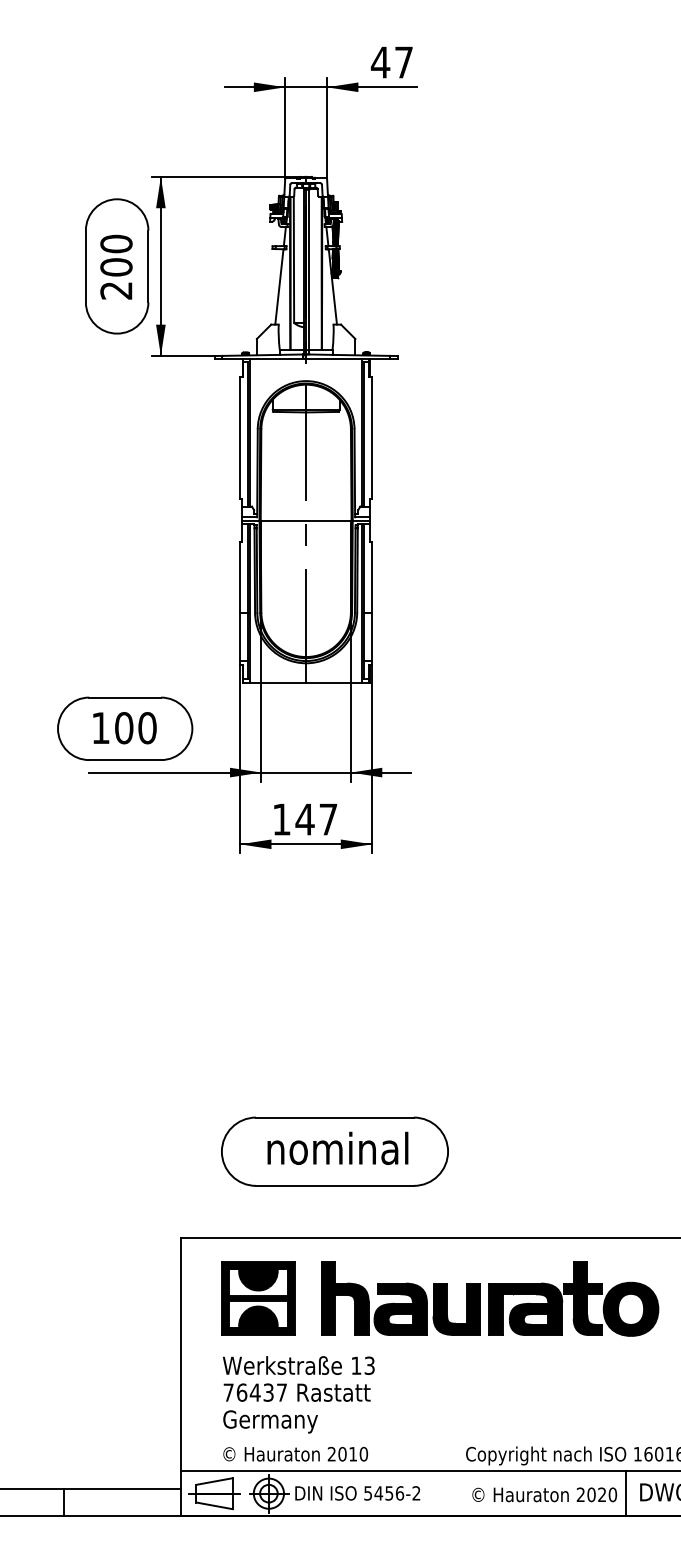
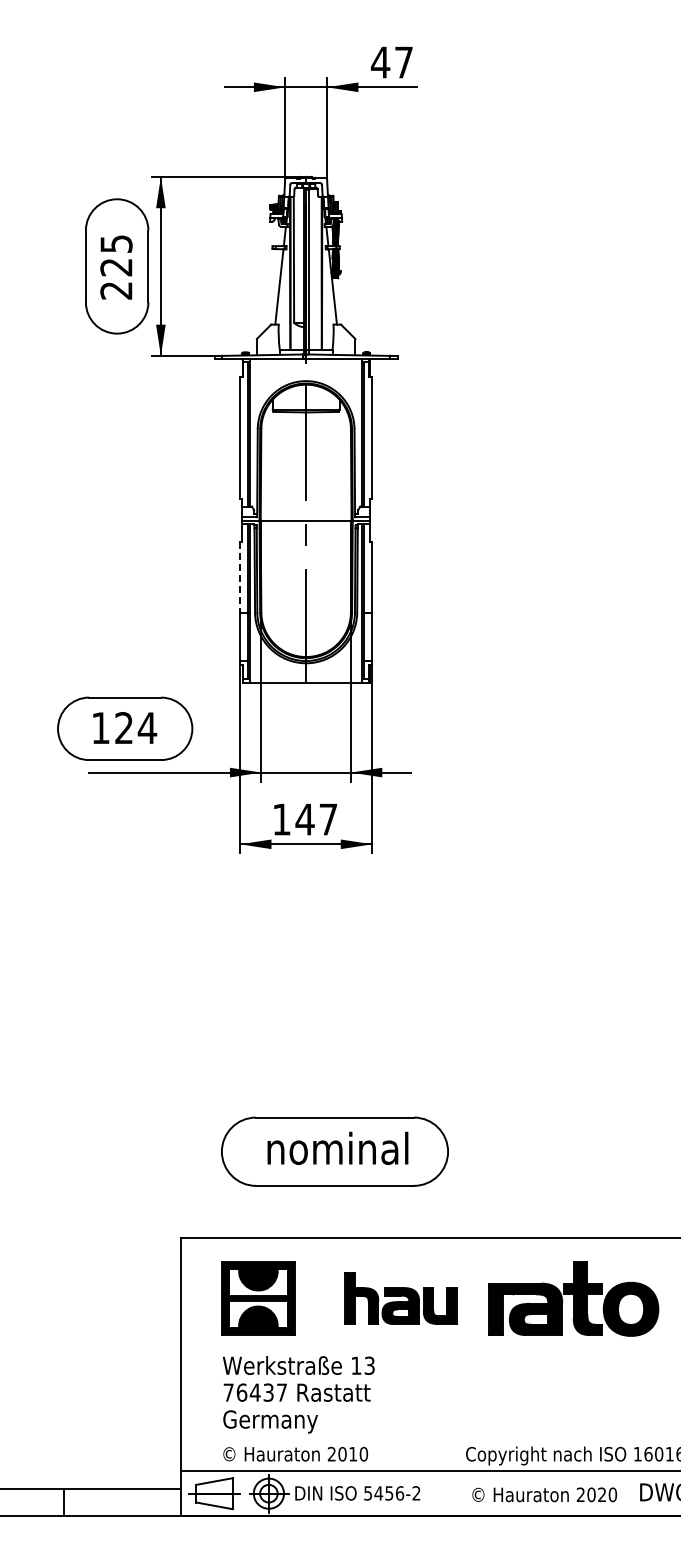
text: 200 -> 225 (116, 255)
line: solid -> dashed (240, 577)
text: 100 -> 124 (136, 728)
part size: 160x75 px -> 114x53 px (400, 1298)
line: present -> none (626, 1493)
